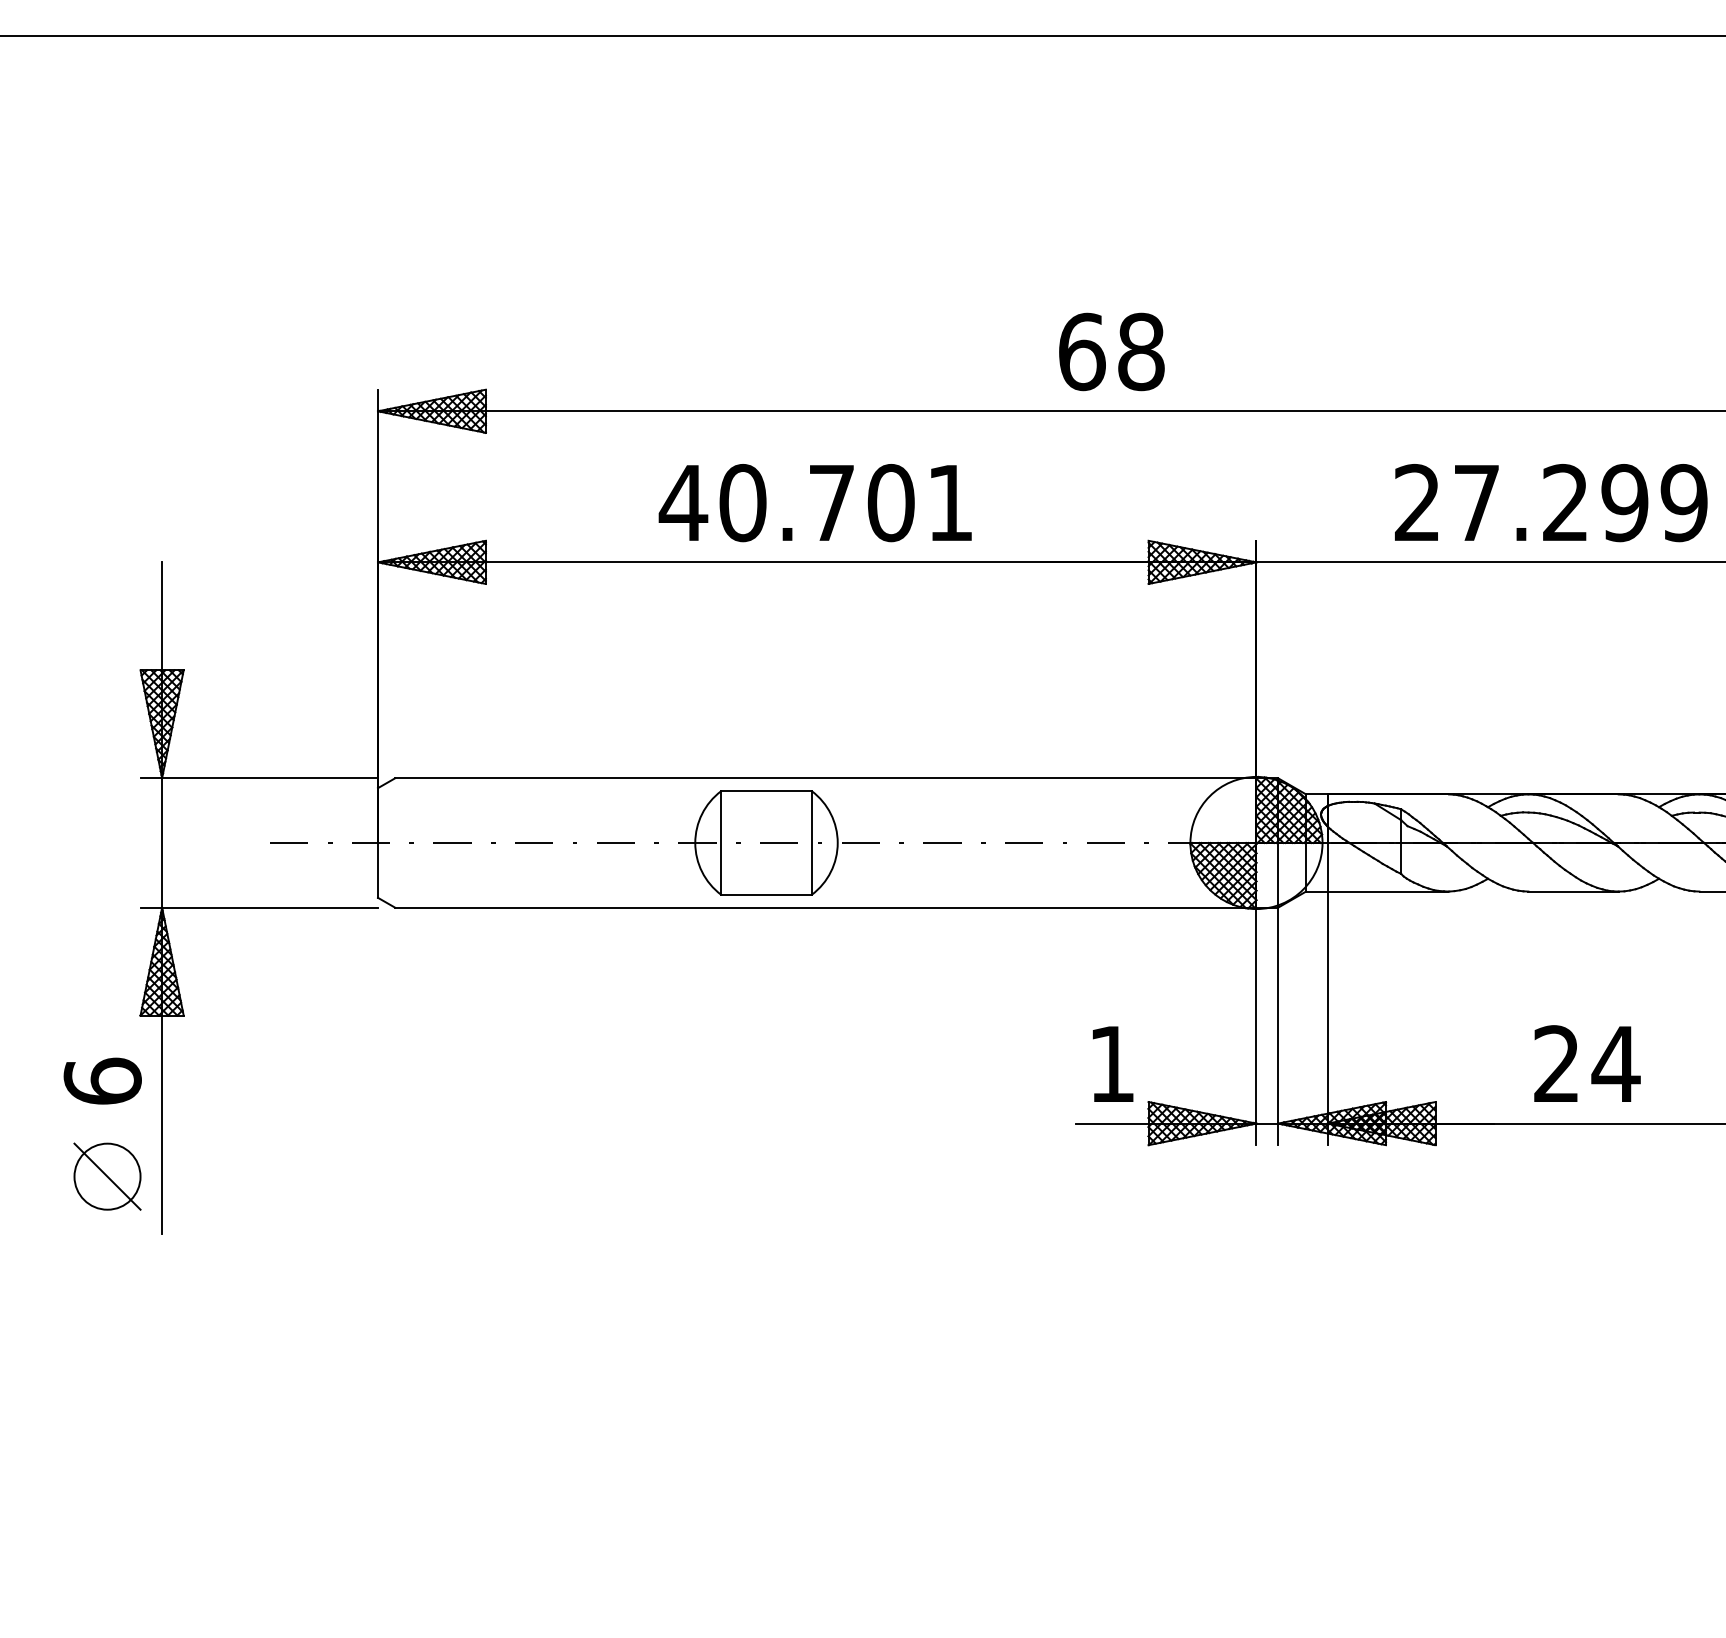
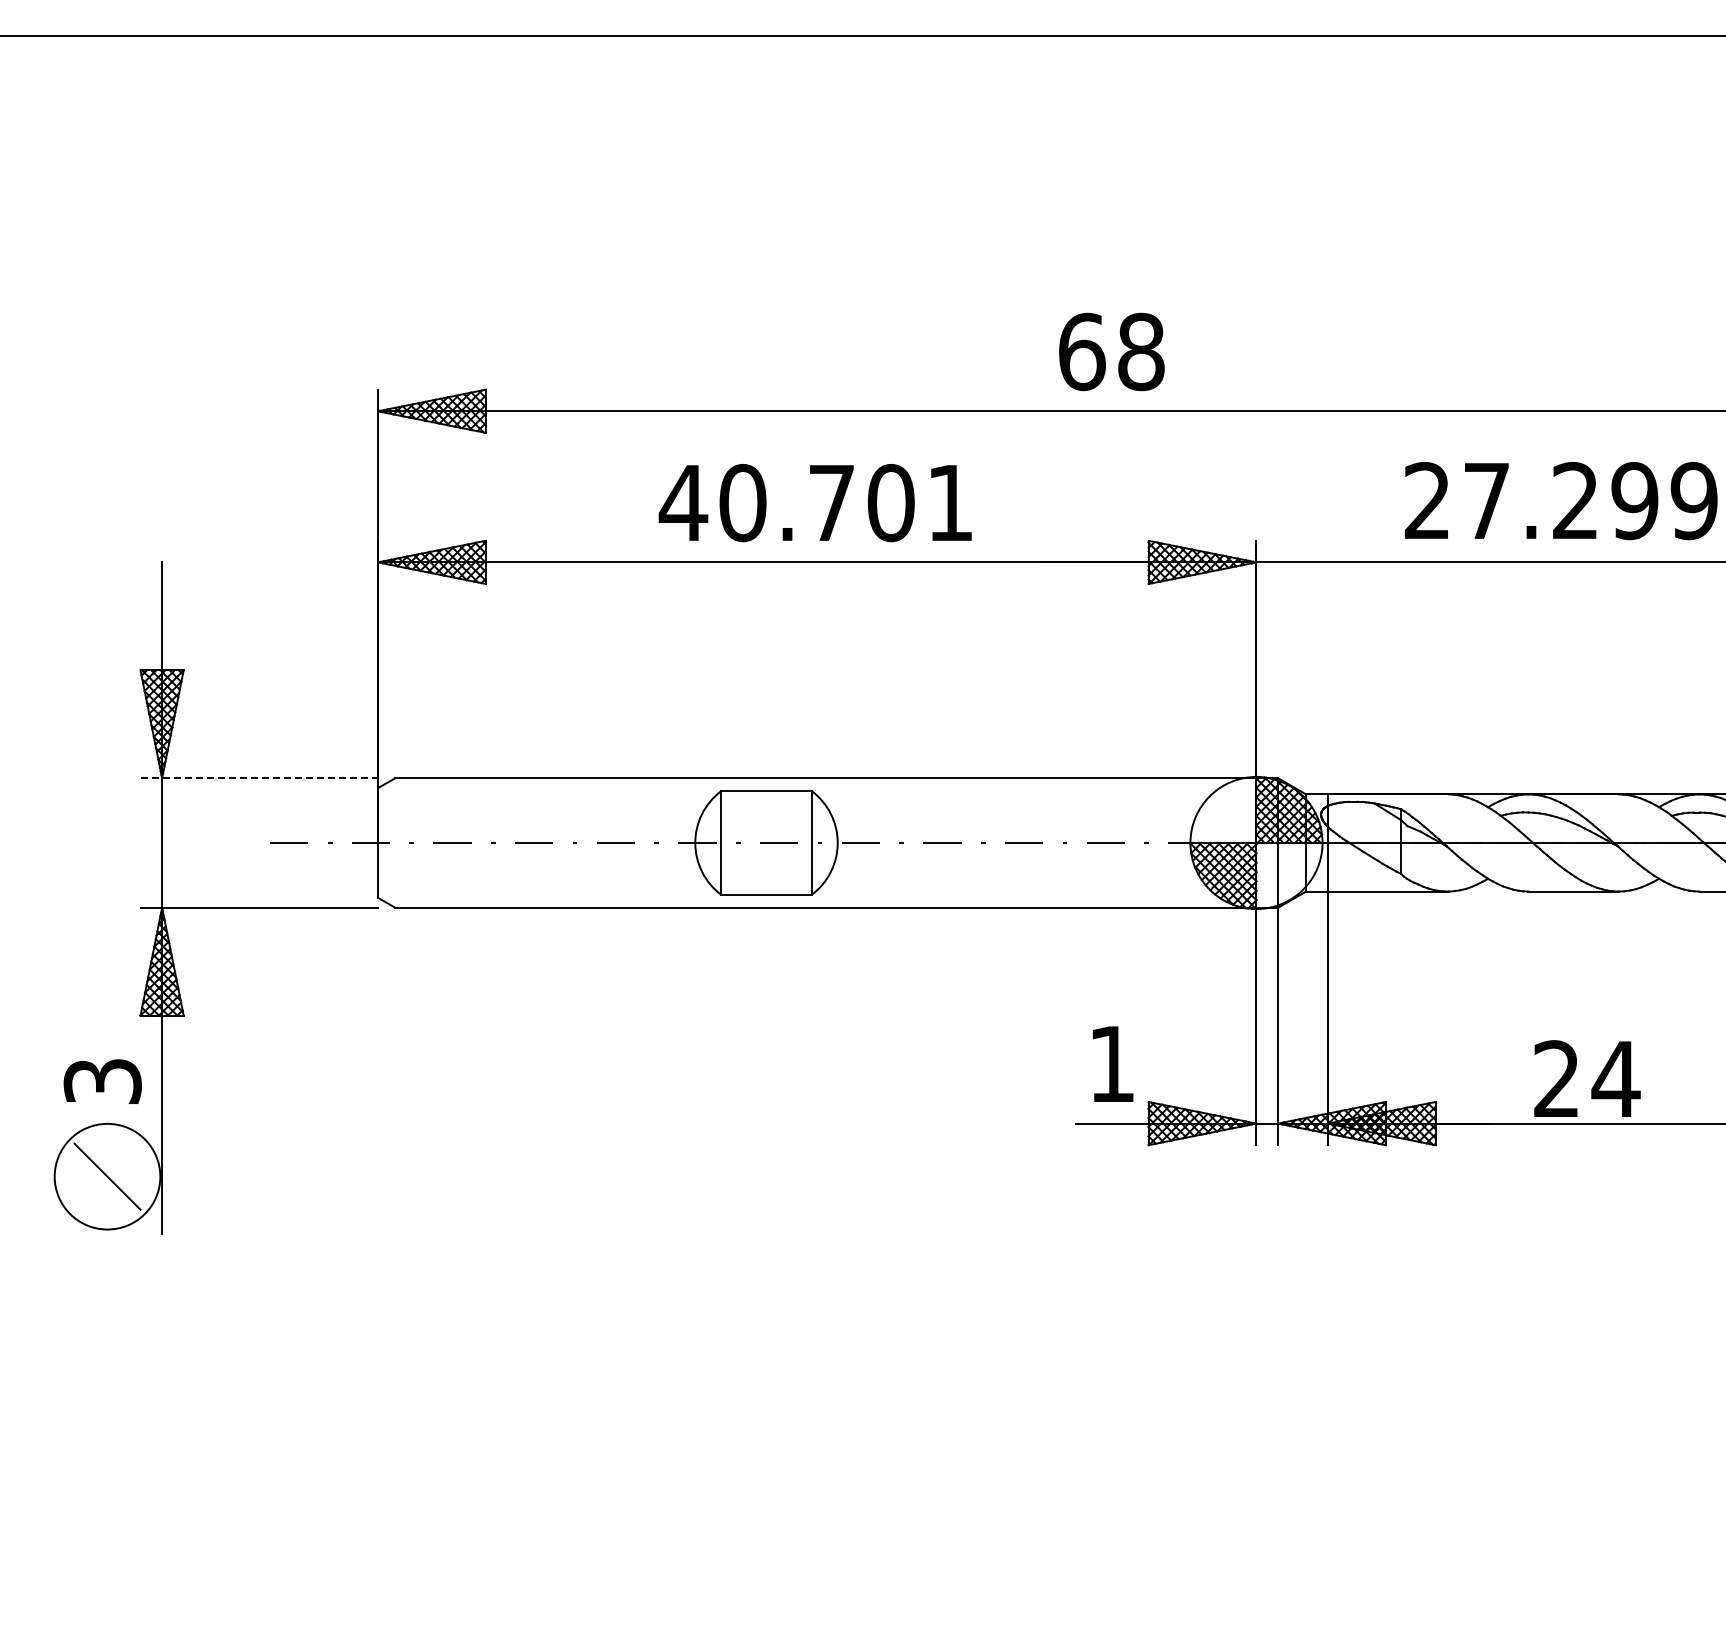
text position: (1551, 503) -> (1561, 501) (1561, 501)
line: solid -> dashed (259, 778)
text position: (1587, 1063) -> (1587, 1078) (1587, 1078)
text: 6 -> 3 (102, 1080)
circle diameter: 66 px -> 106 px (107, 1176)
